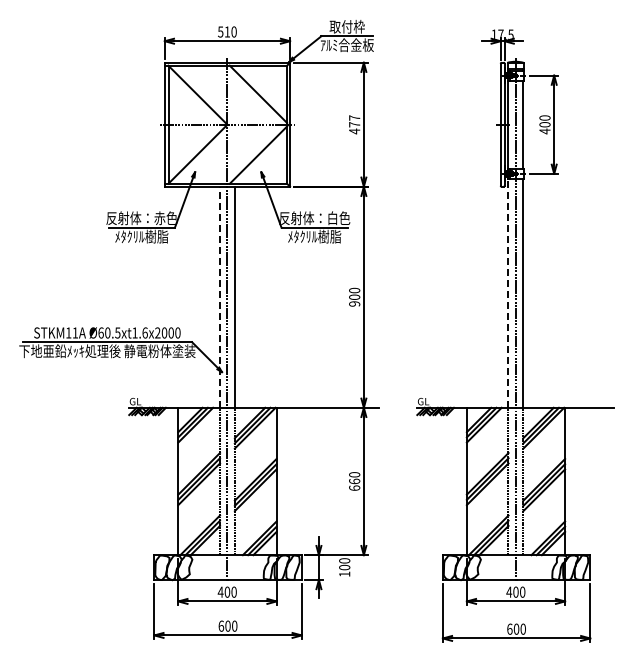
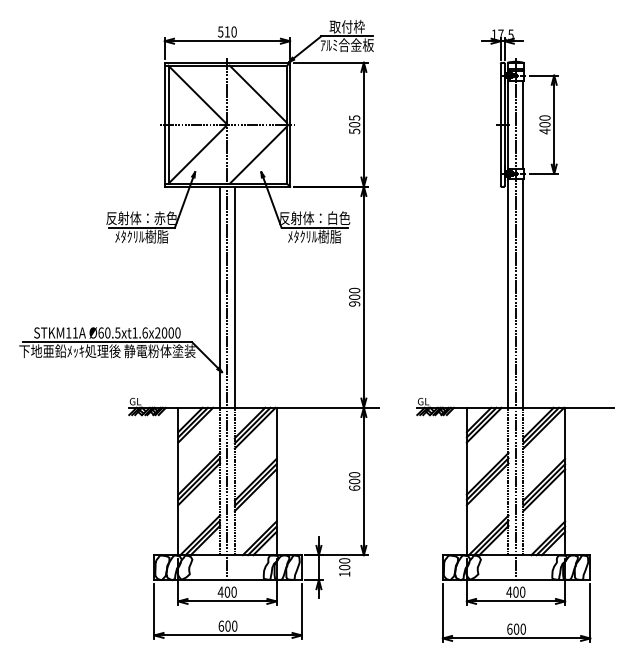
text: 477 -> 505 (354, 124)
line: dashed -> solid (508, 293)
line: dashed -> solid (220, 297)
text: 660 -> 600 (354, 481)
